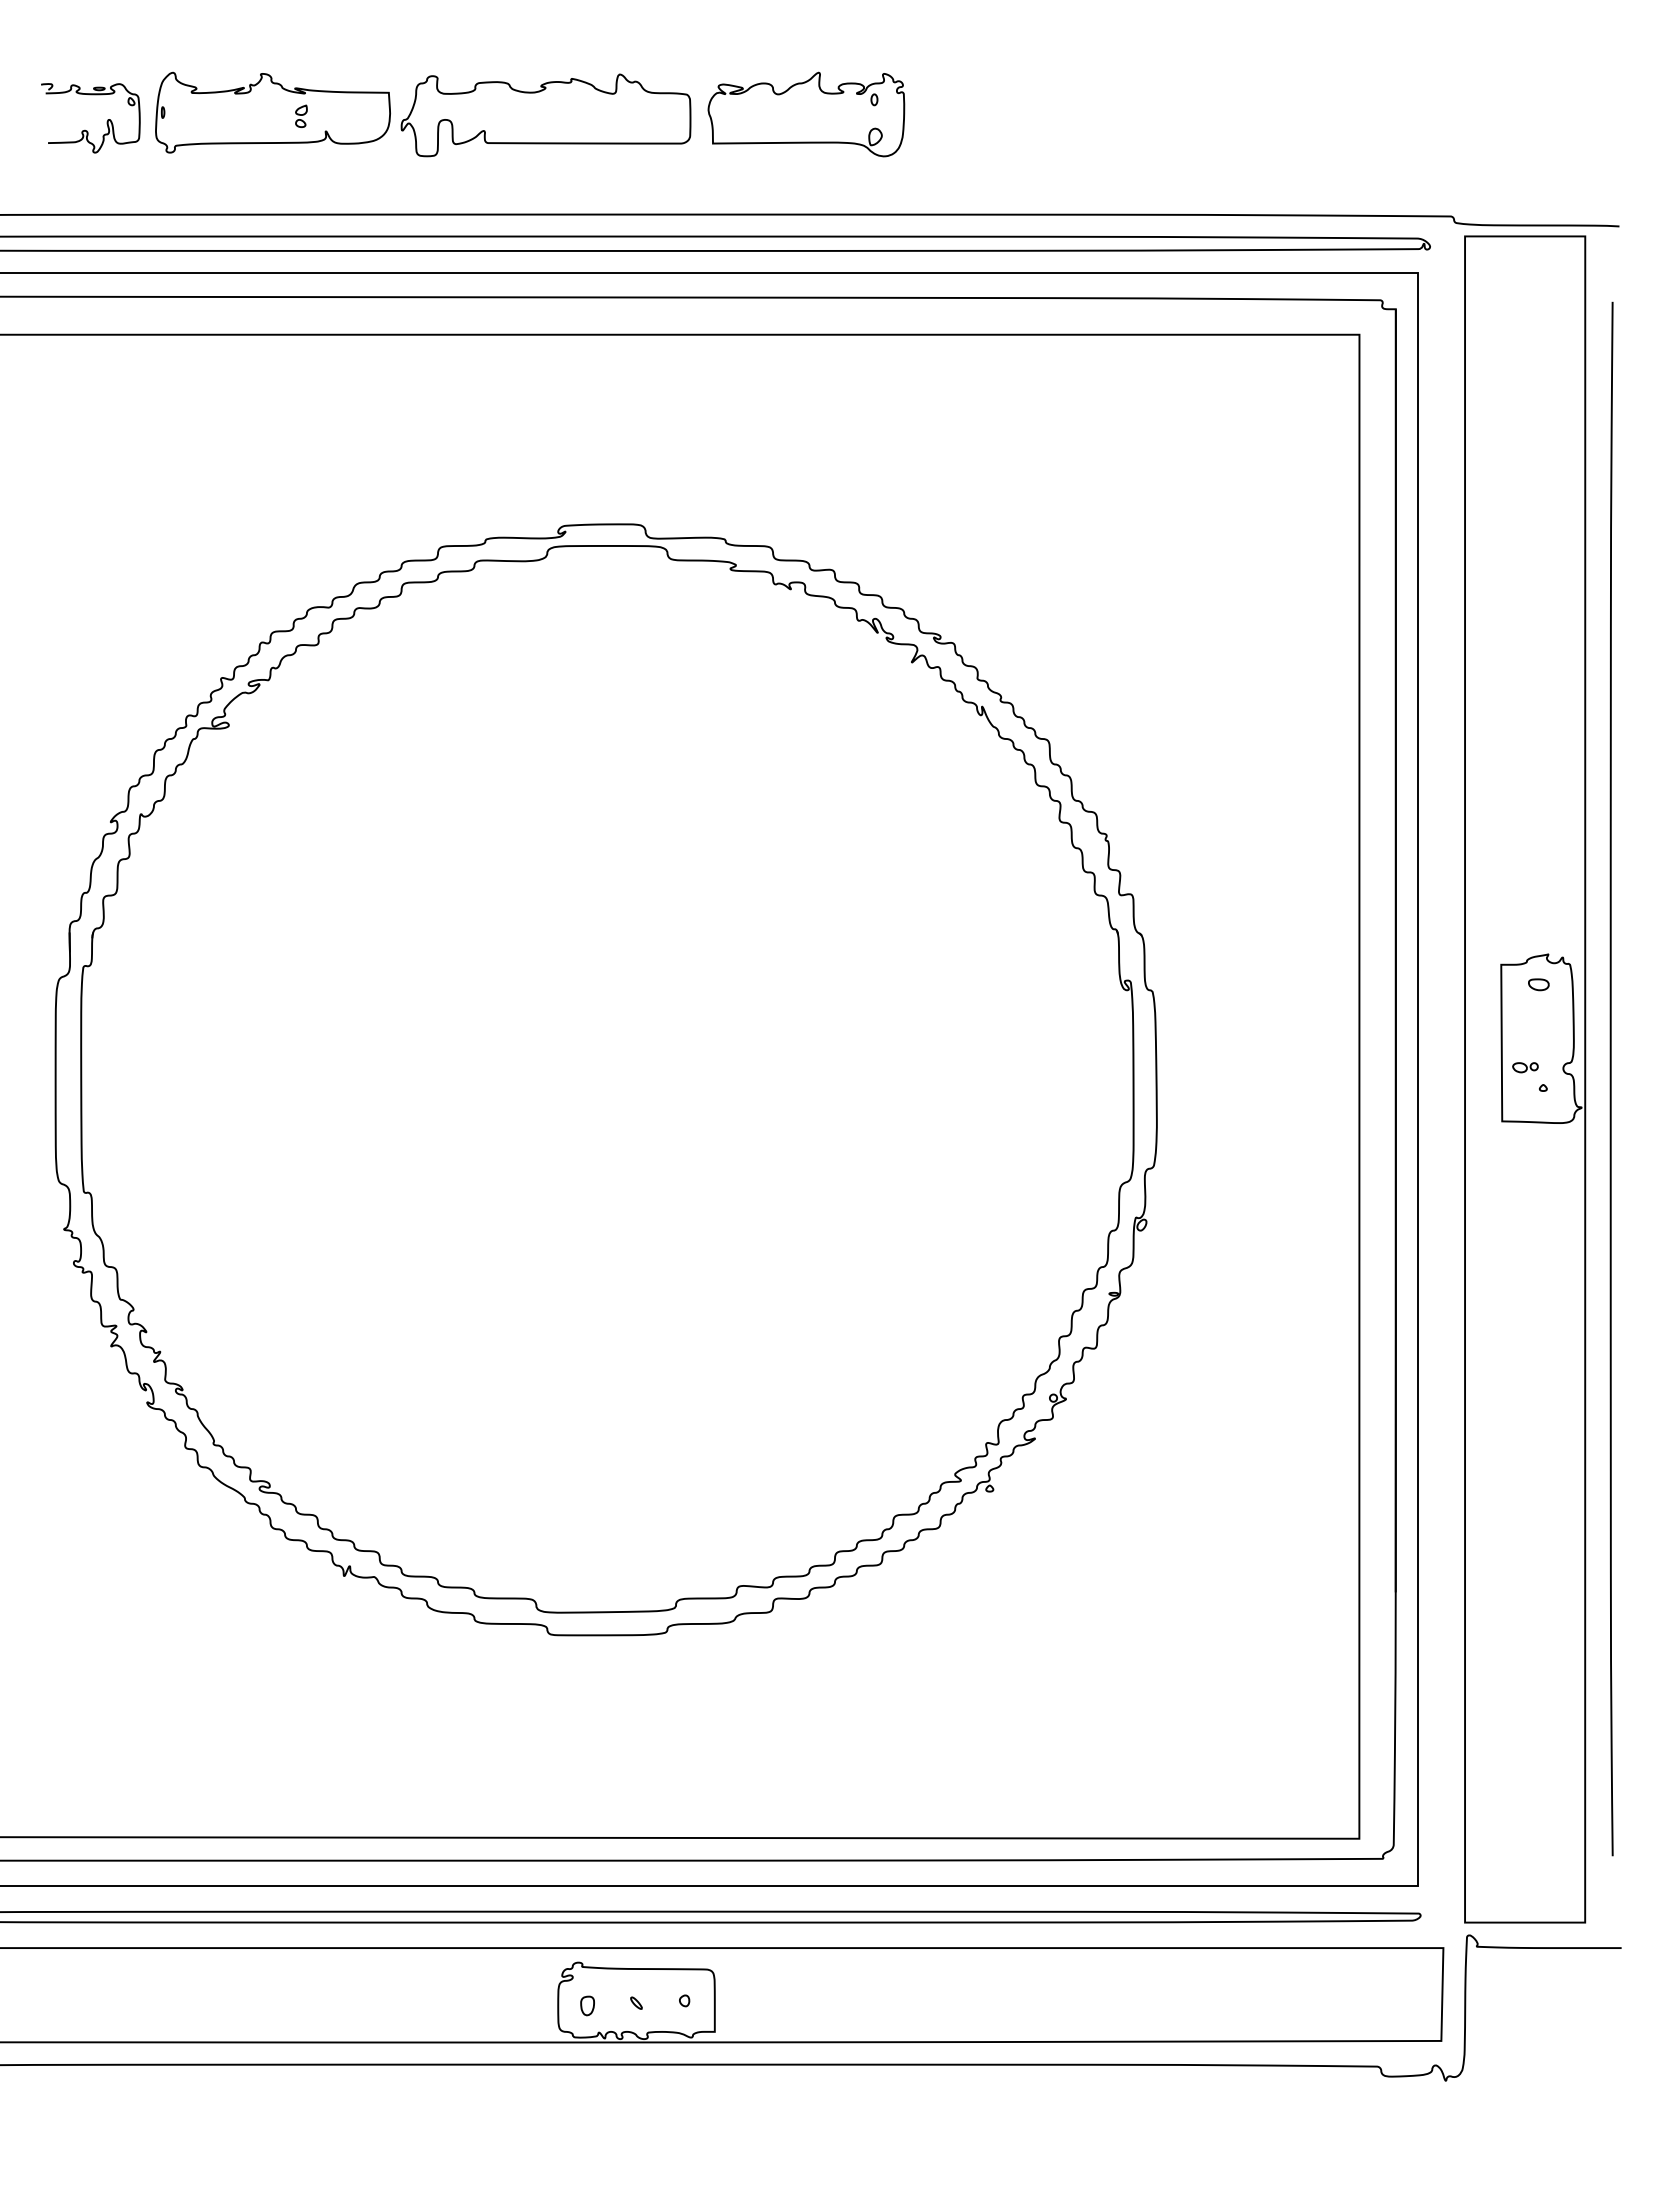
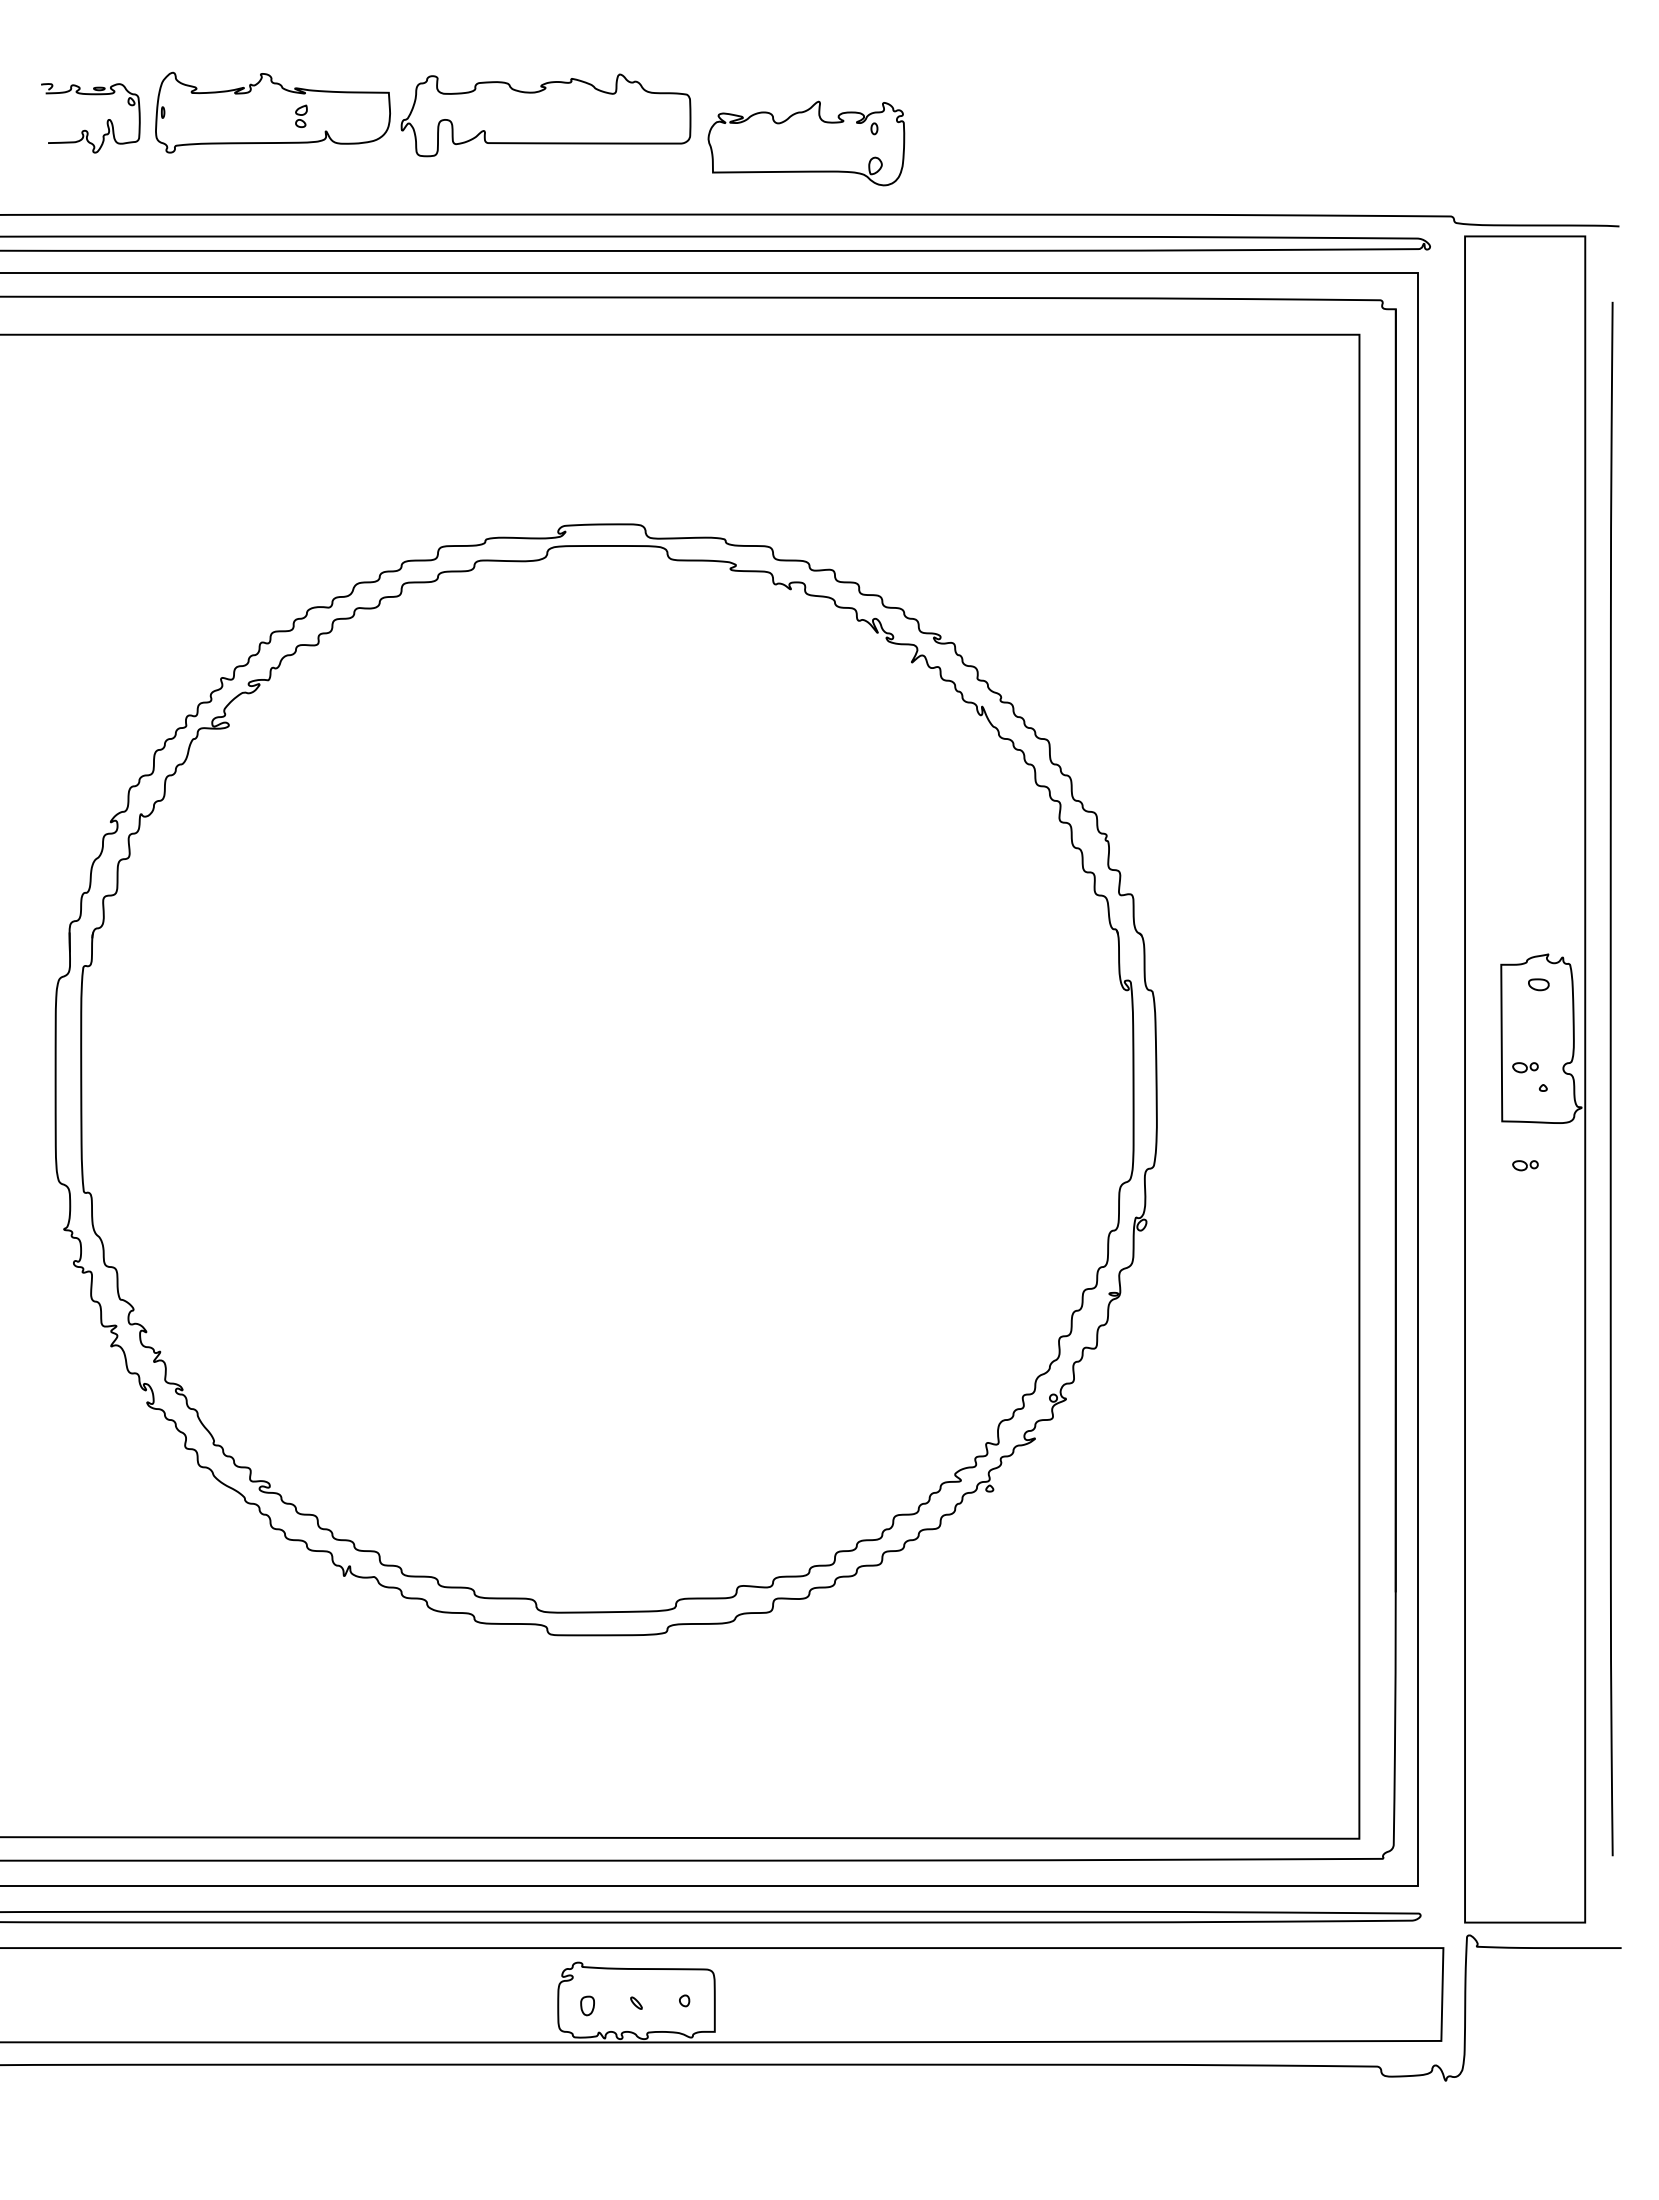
part position: (806, 114) -> (806, 143) (806, 143)
part: none -> present (1525, 1165)
